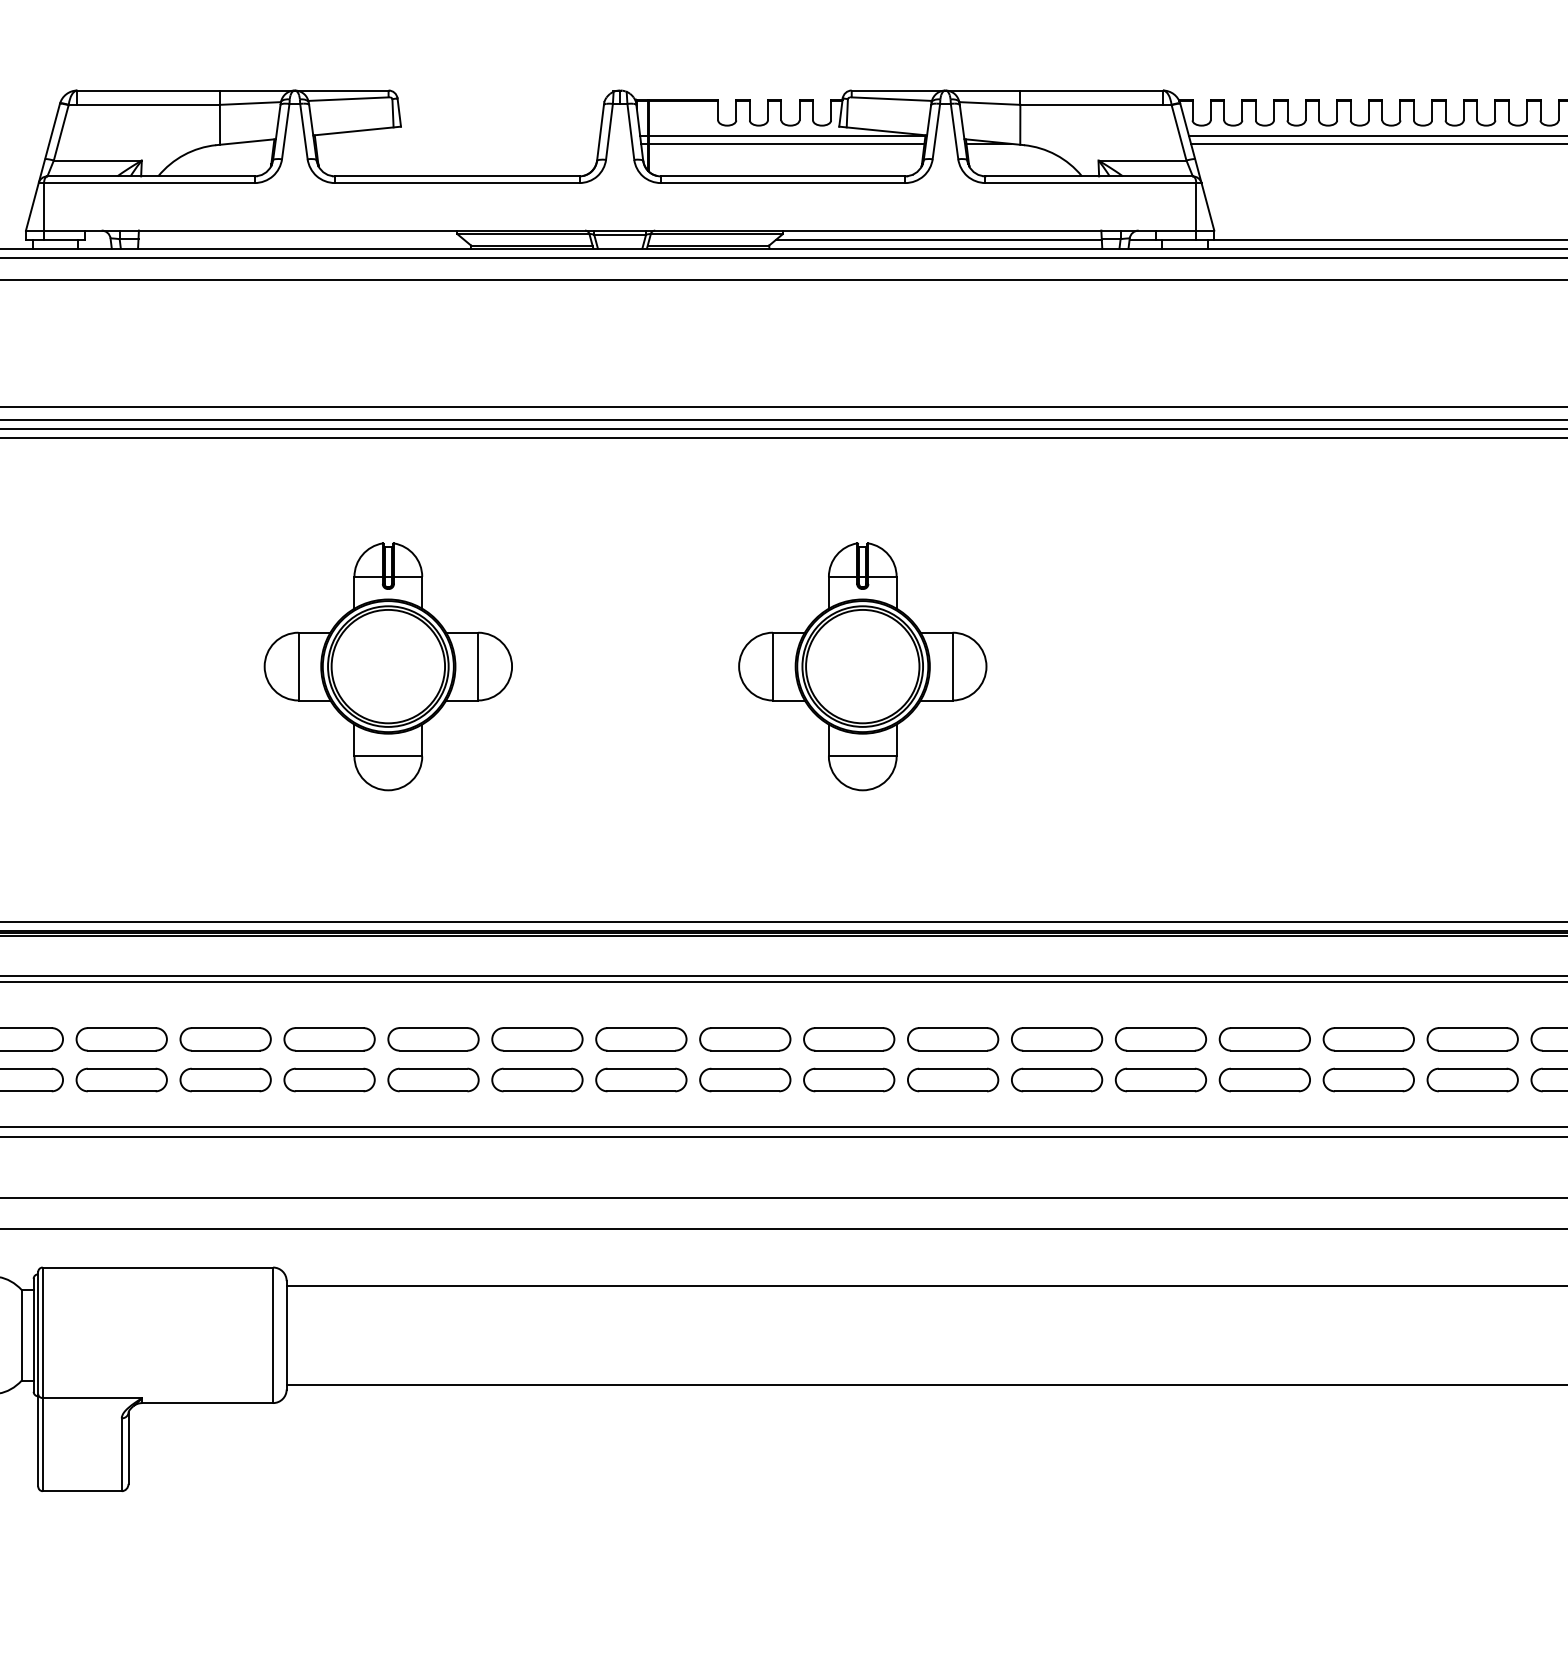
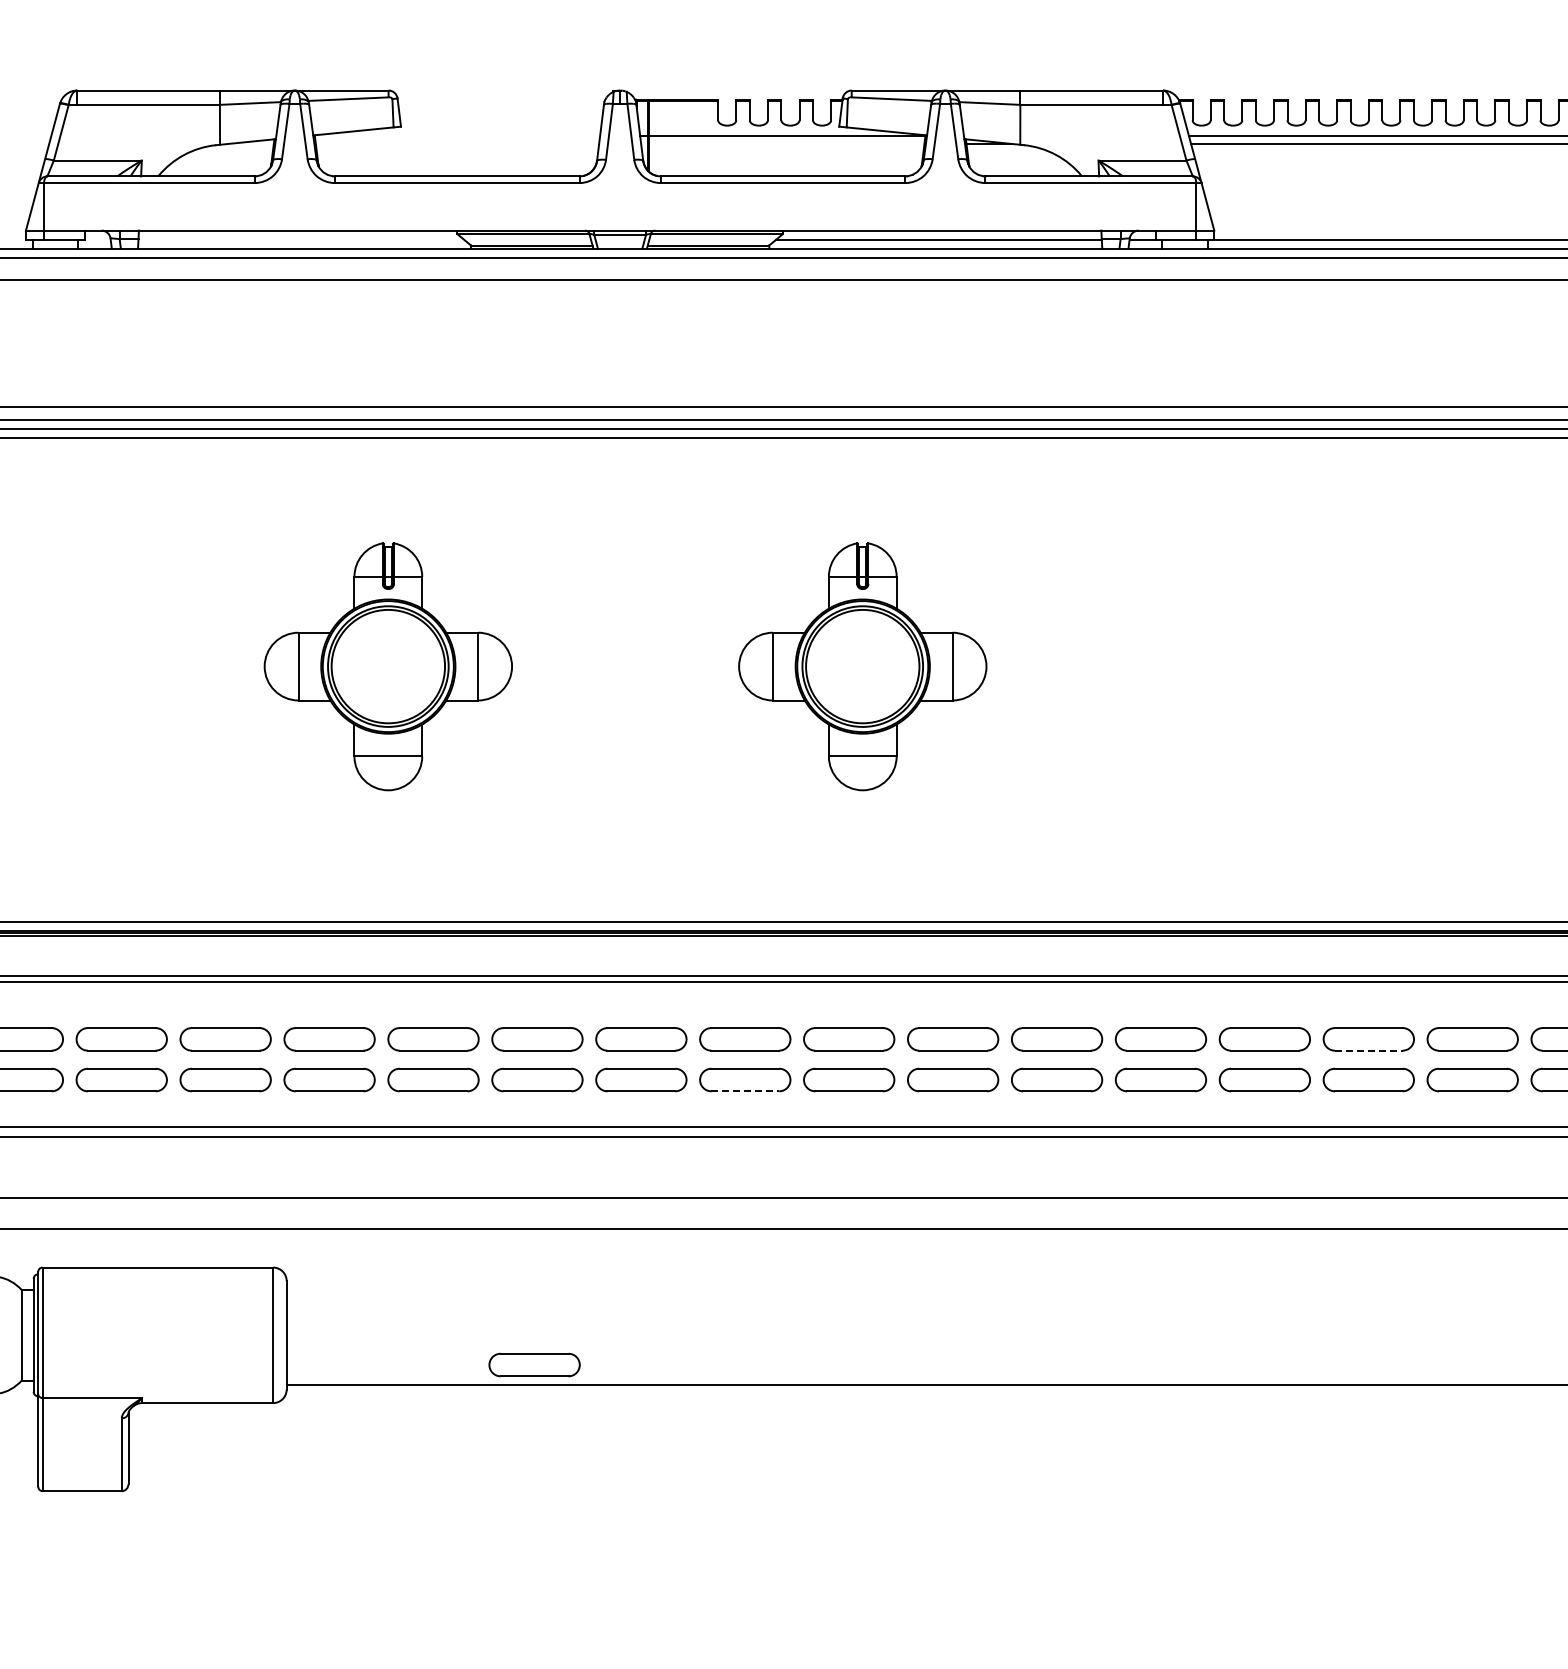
line: present -> none (782, 143)
line: solid -> dashed (1368, 1050)
line: solid -> dashed (745, 1091)
line: present -> none (925, 1285)
part: none -> present (534, 1364)
